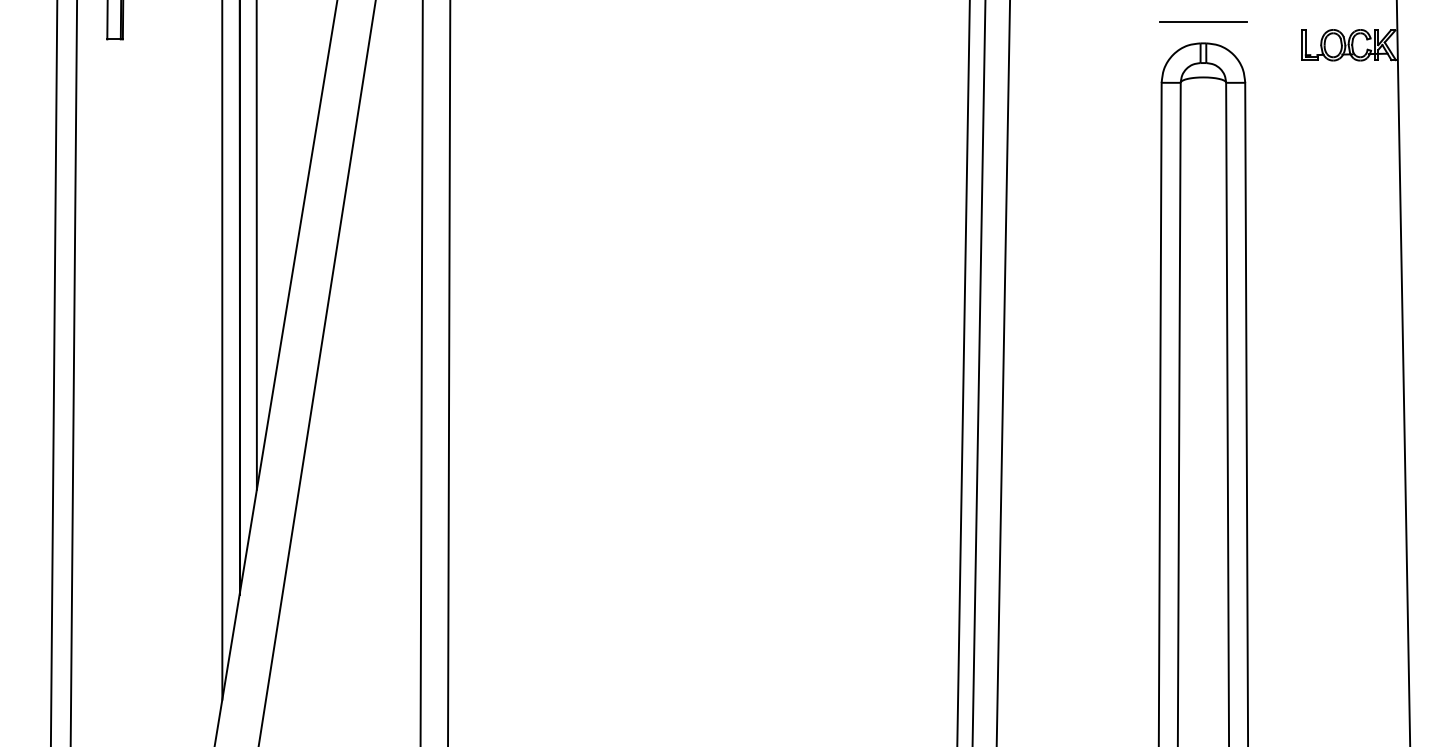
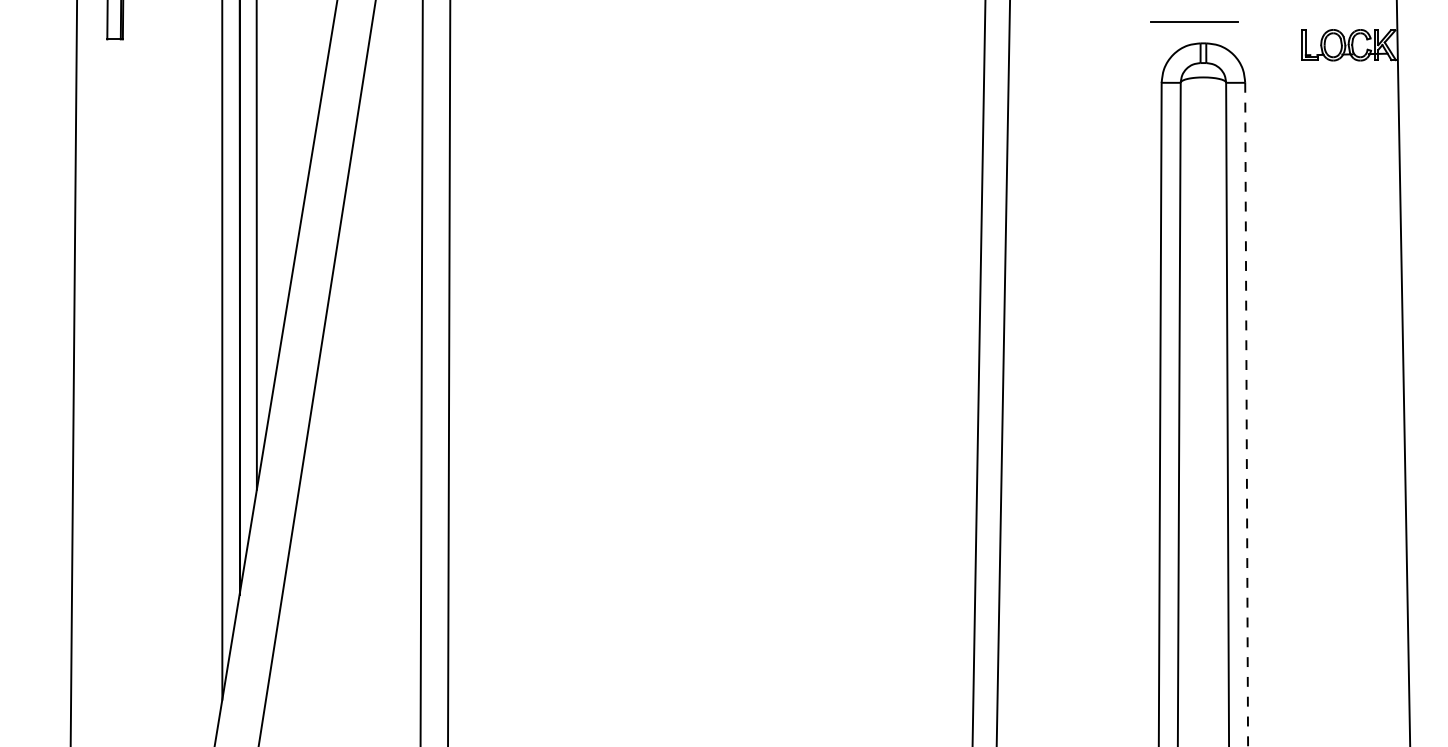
line position: (1203, 21) -> (1194, 21) (1194, 21)
line: present -> none (53, 372)
line: present -> none (963, 372)
line: solid -> dashed (1246, 414)
